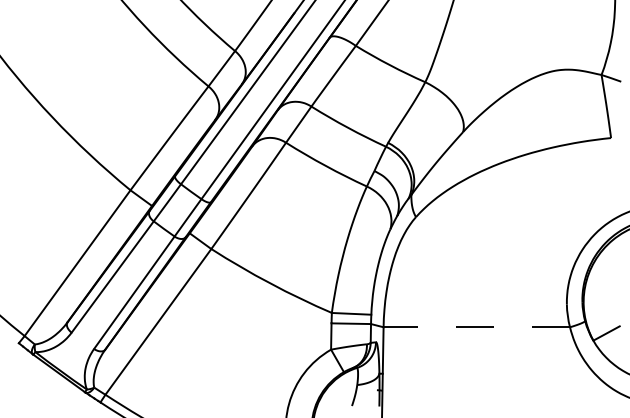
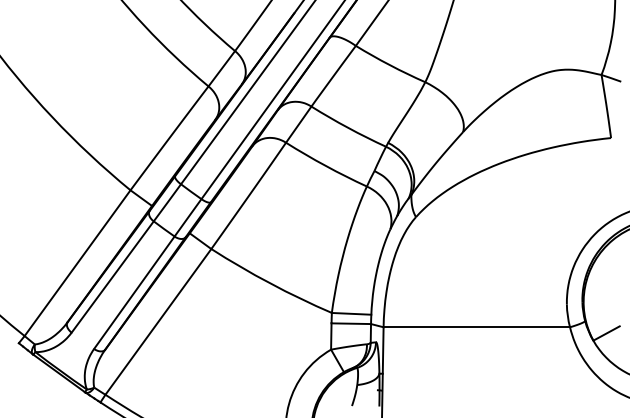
line: dashed -> solid (476, 327)
